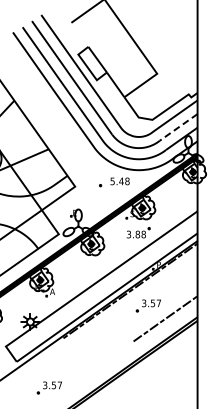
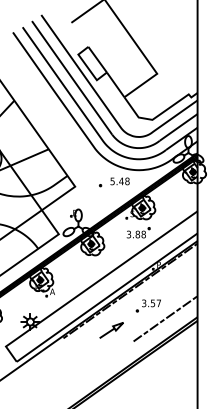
line: dashed -> solid (178, 127)
part: none -> present (111, 330)
part: present -> none (48, 387)
